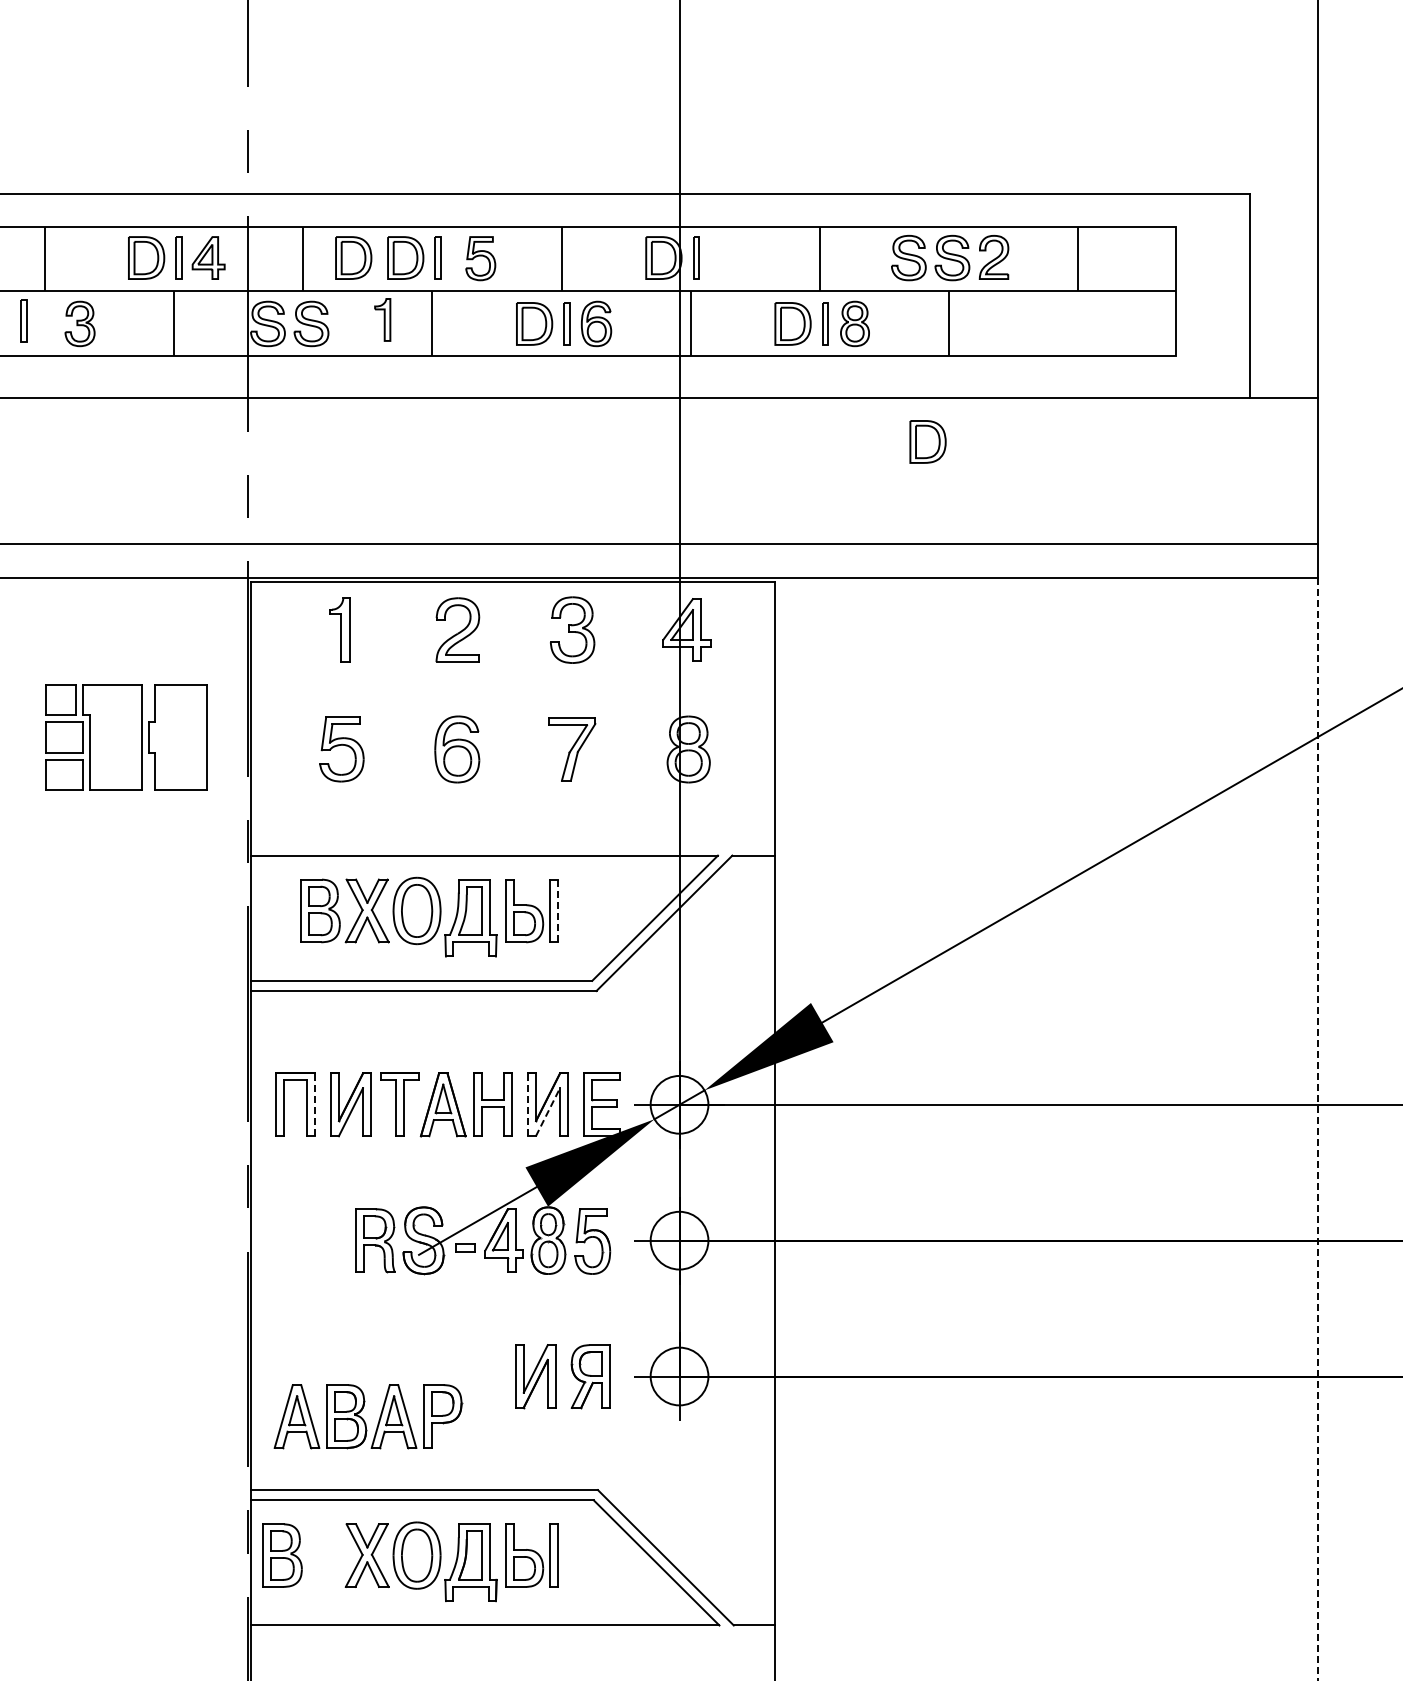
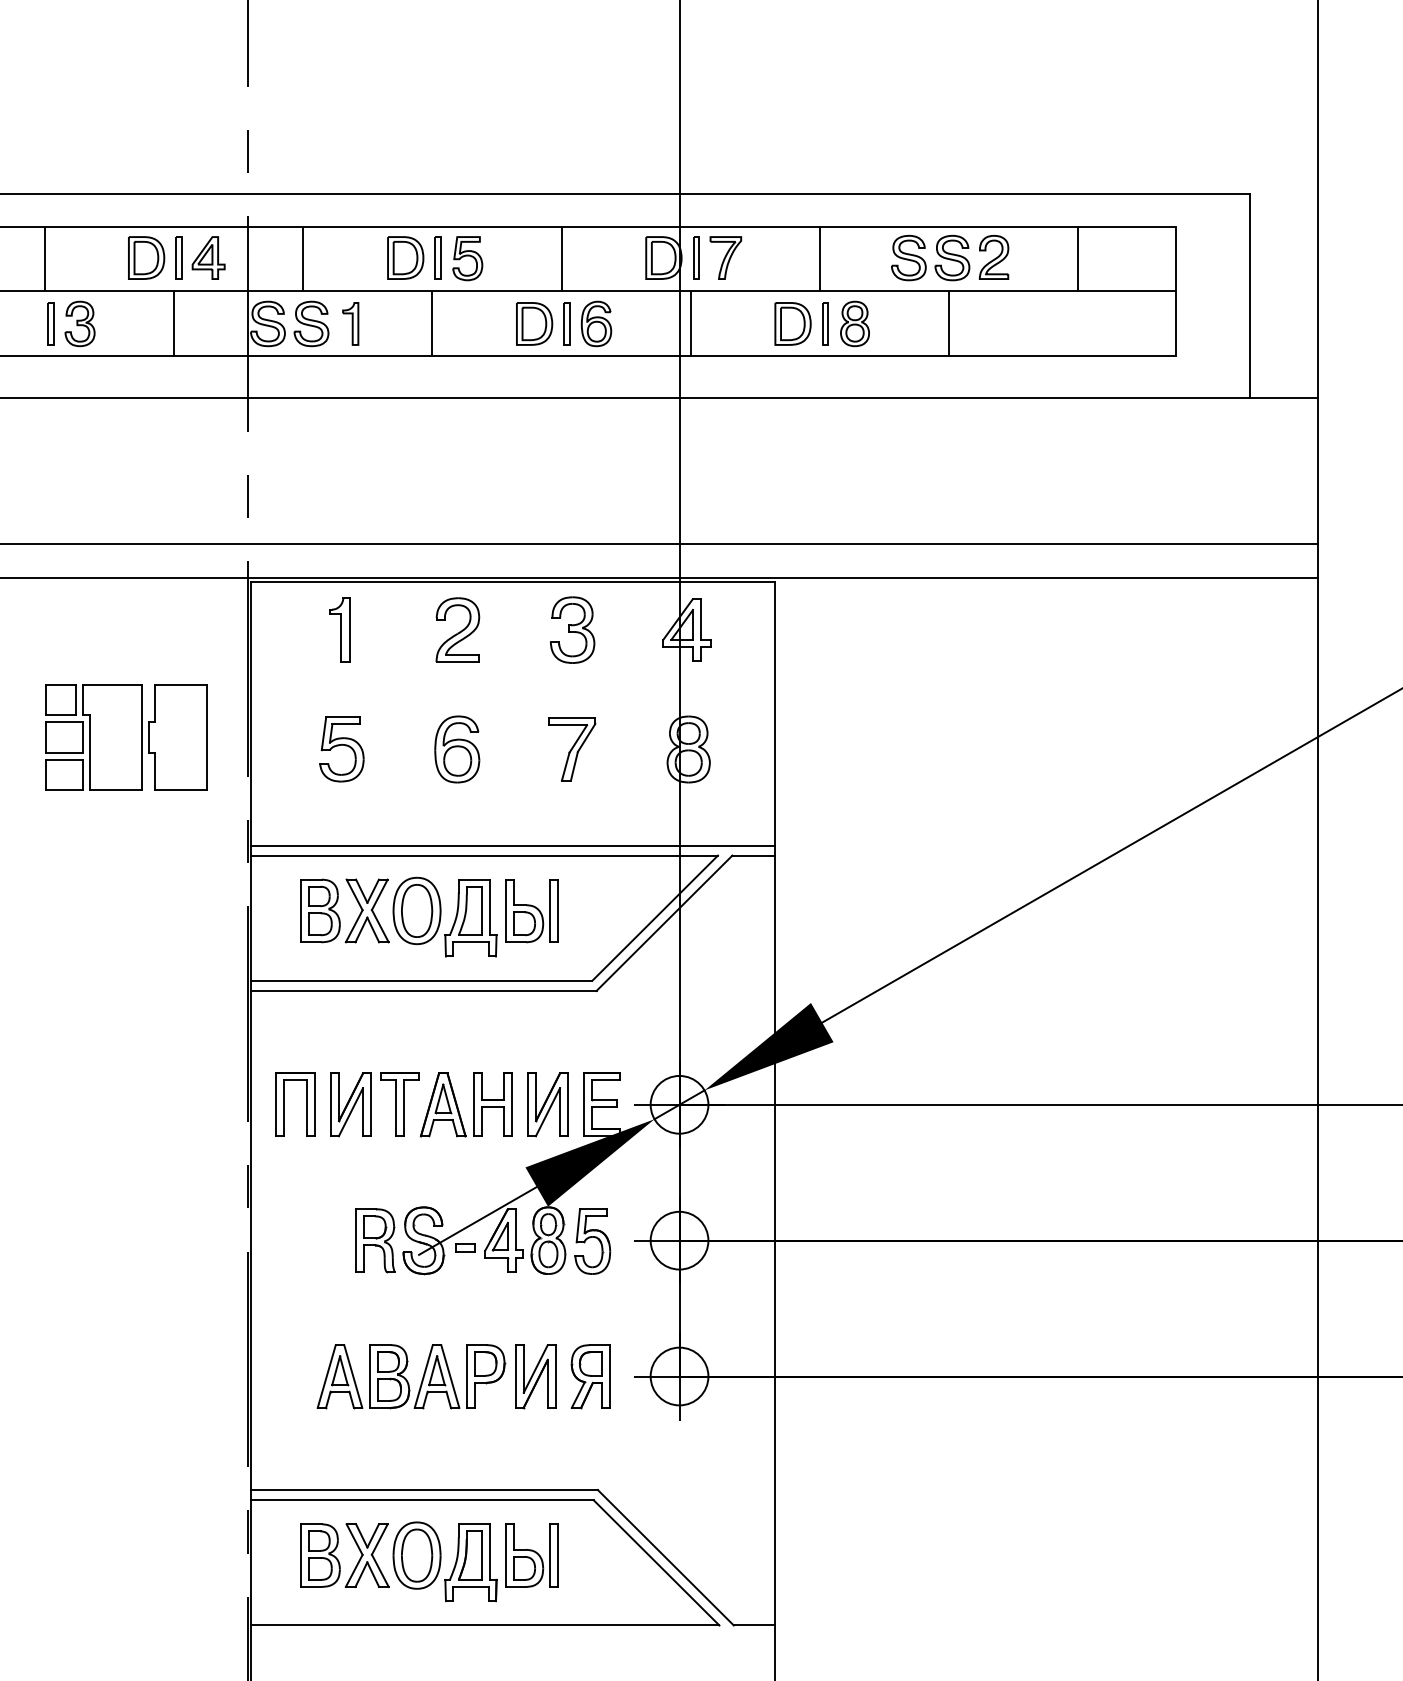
part: present -> none (353, 257)
part: none -> present (725, 257)
part position: (480, 258) -> (467, 258) (467, 258)
part position: (382, 319) -> (350, 323) (350, 323)
part position: (23, 320) -> (50, 323) (50, 323)
part: present -> none (927, 441)
line: none -> present (512, 845)
line: dashed -> solid (558, 910)
line: dashed -> solid (315, 1104)
line: dashed -> solid (528, 1104)
line: dashed -> solid (547, 1112)
line: dashed -> solid (1318, 1129)
part position: (368, 1416) -> (411, 1376) (411, 1376)
part position: (282, 1555) -> (320, 1555) (320, 1555)
